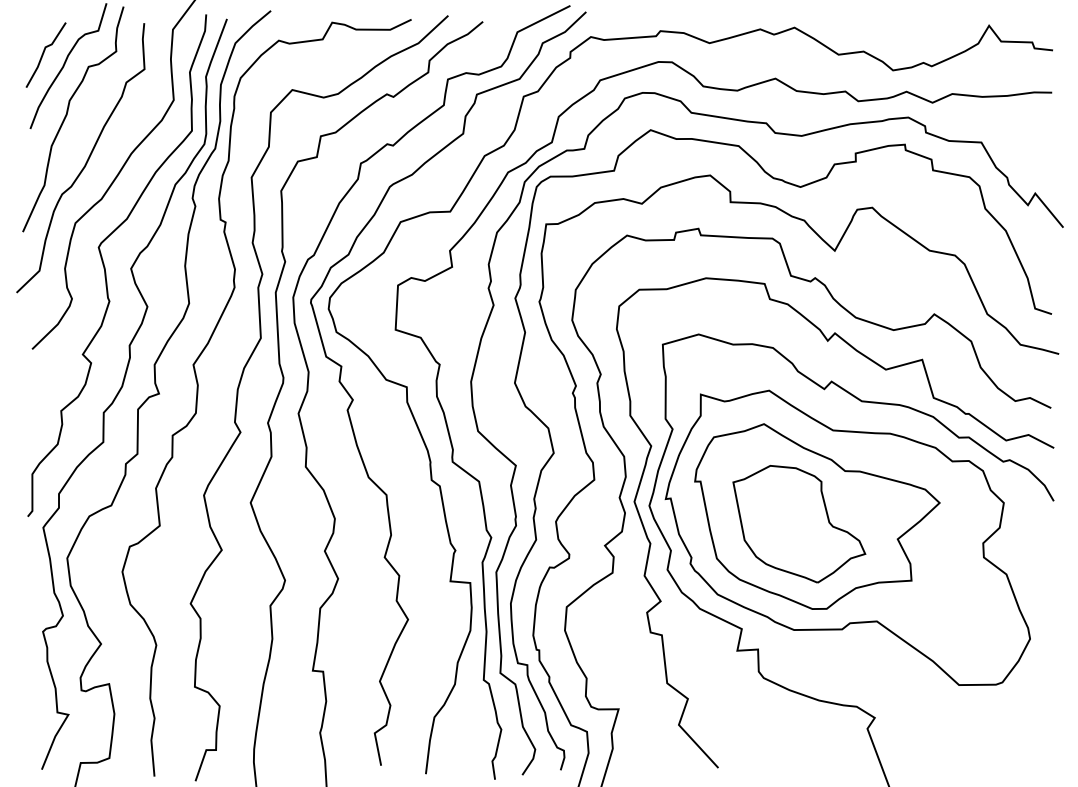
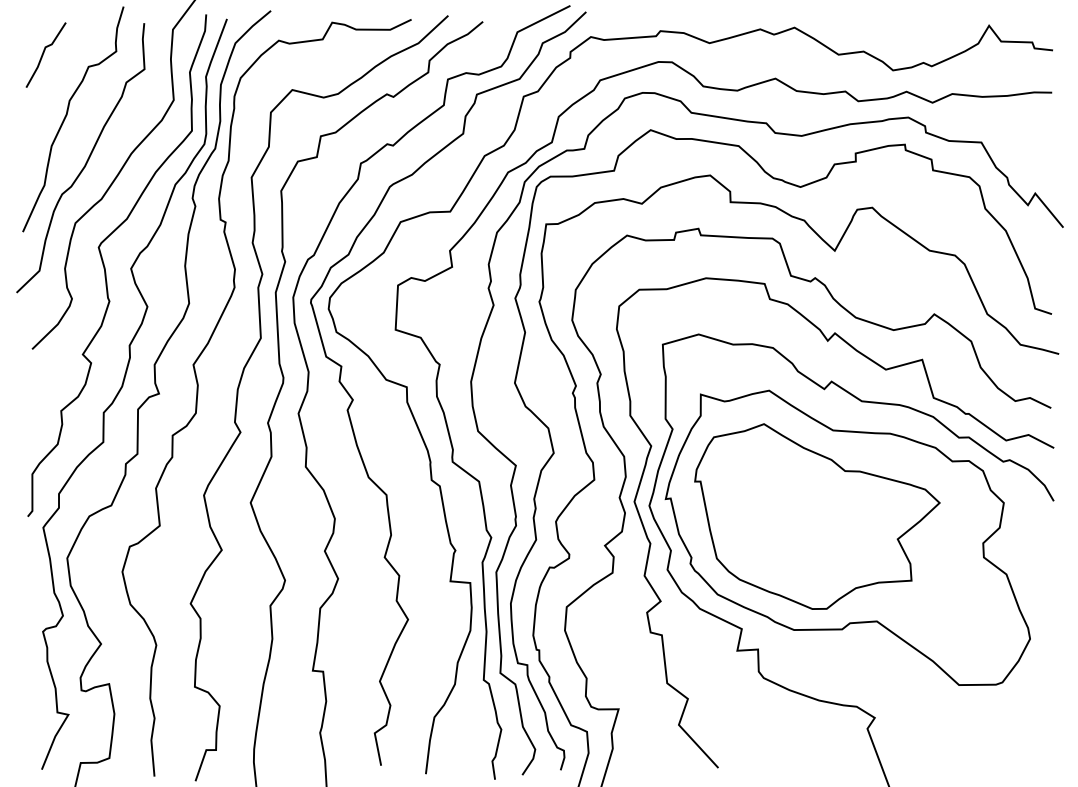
curve: present -> none (65, 64)
part: present -> none (799, 524)
